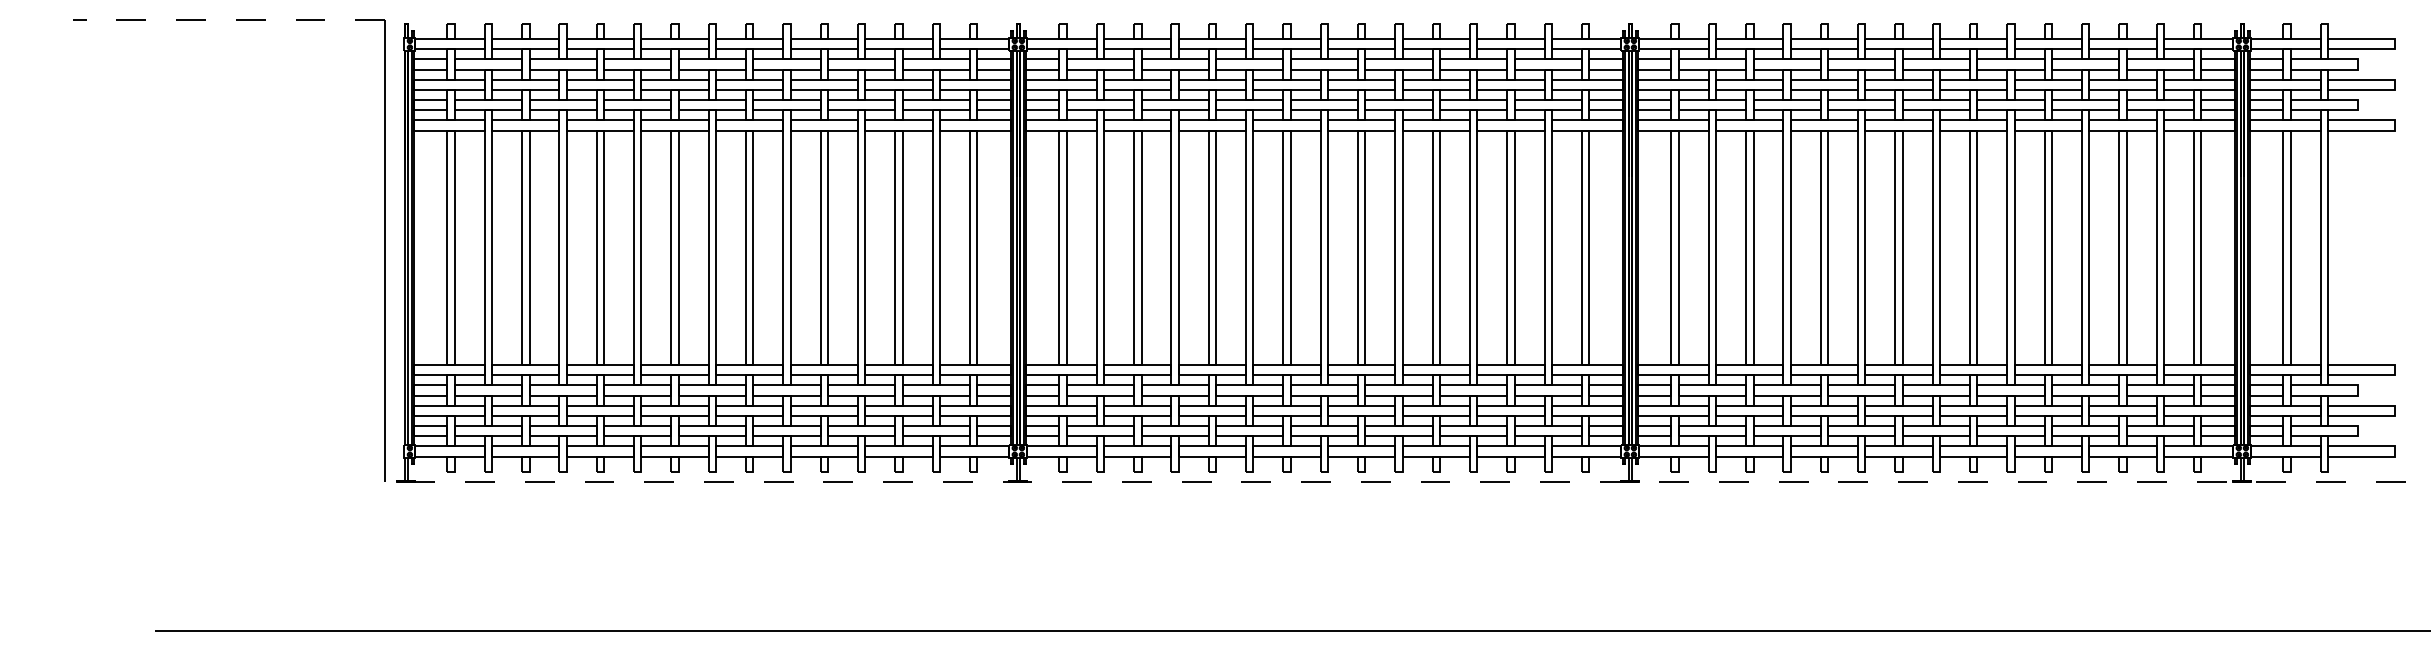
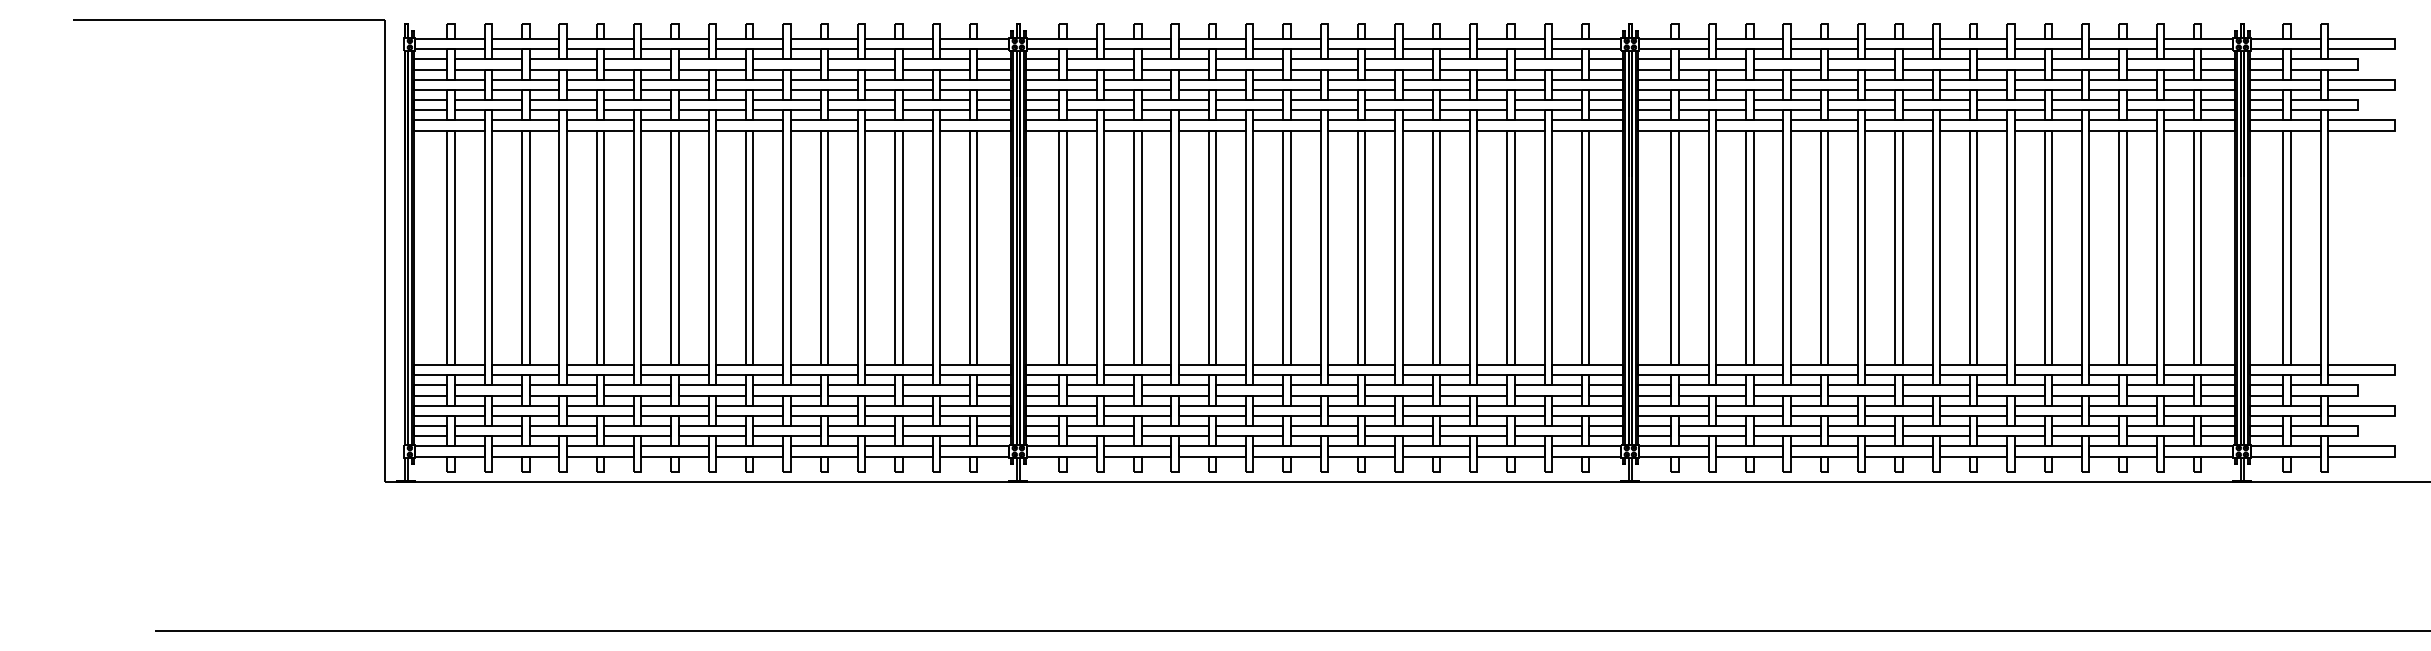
line: dashed -> solid (228, 19)
line: dashed -> solid (1407, 482)
